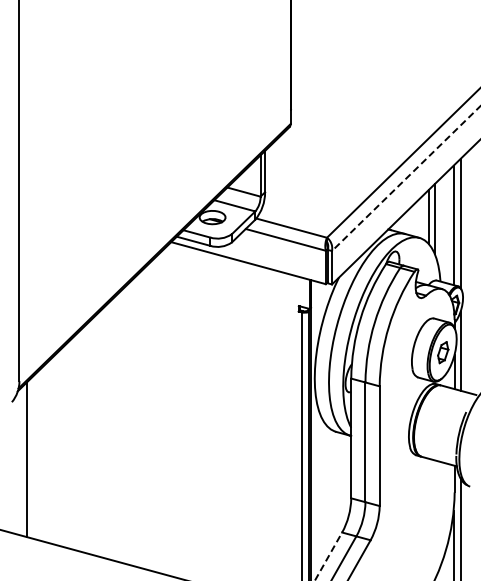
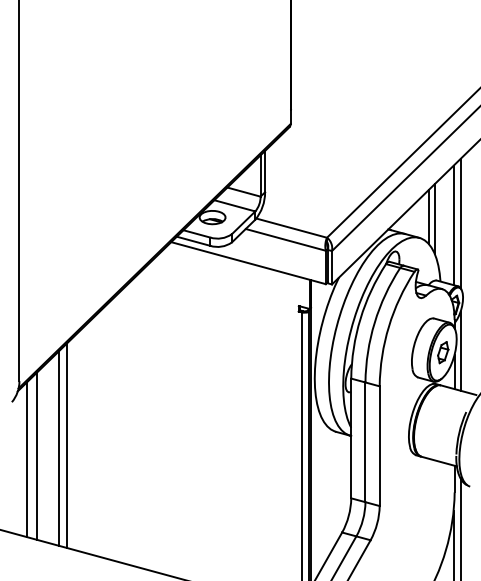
line: dashed -> solid (406, 178)
line: none -> present (67, 445)
line: none -> present (58, 448)
line: none -> present (36, 456)
line: dashed -> solid (328, 555)
